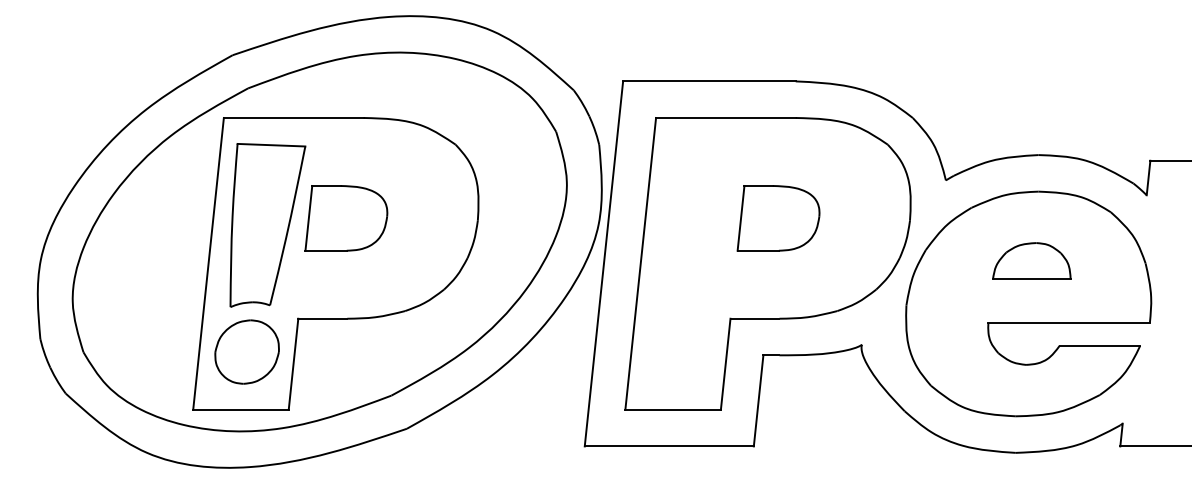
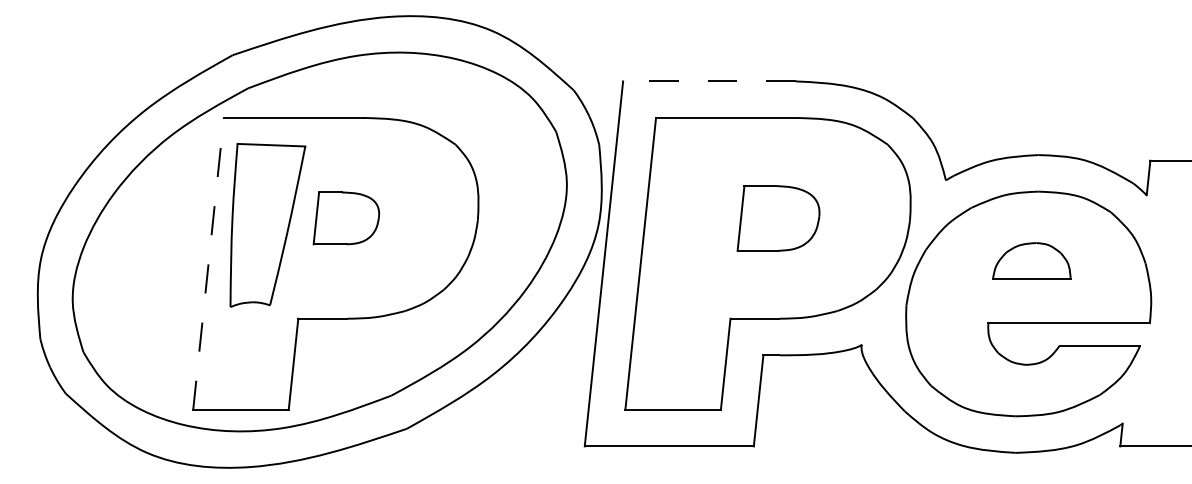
line: solid -> dashed (708, 81)
part size: 85x67 px -> 69x55 px (346, 218)
line: solid -> dashed (208, 263)
part: present -> none (246, 351)
